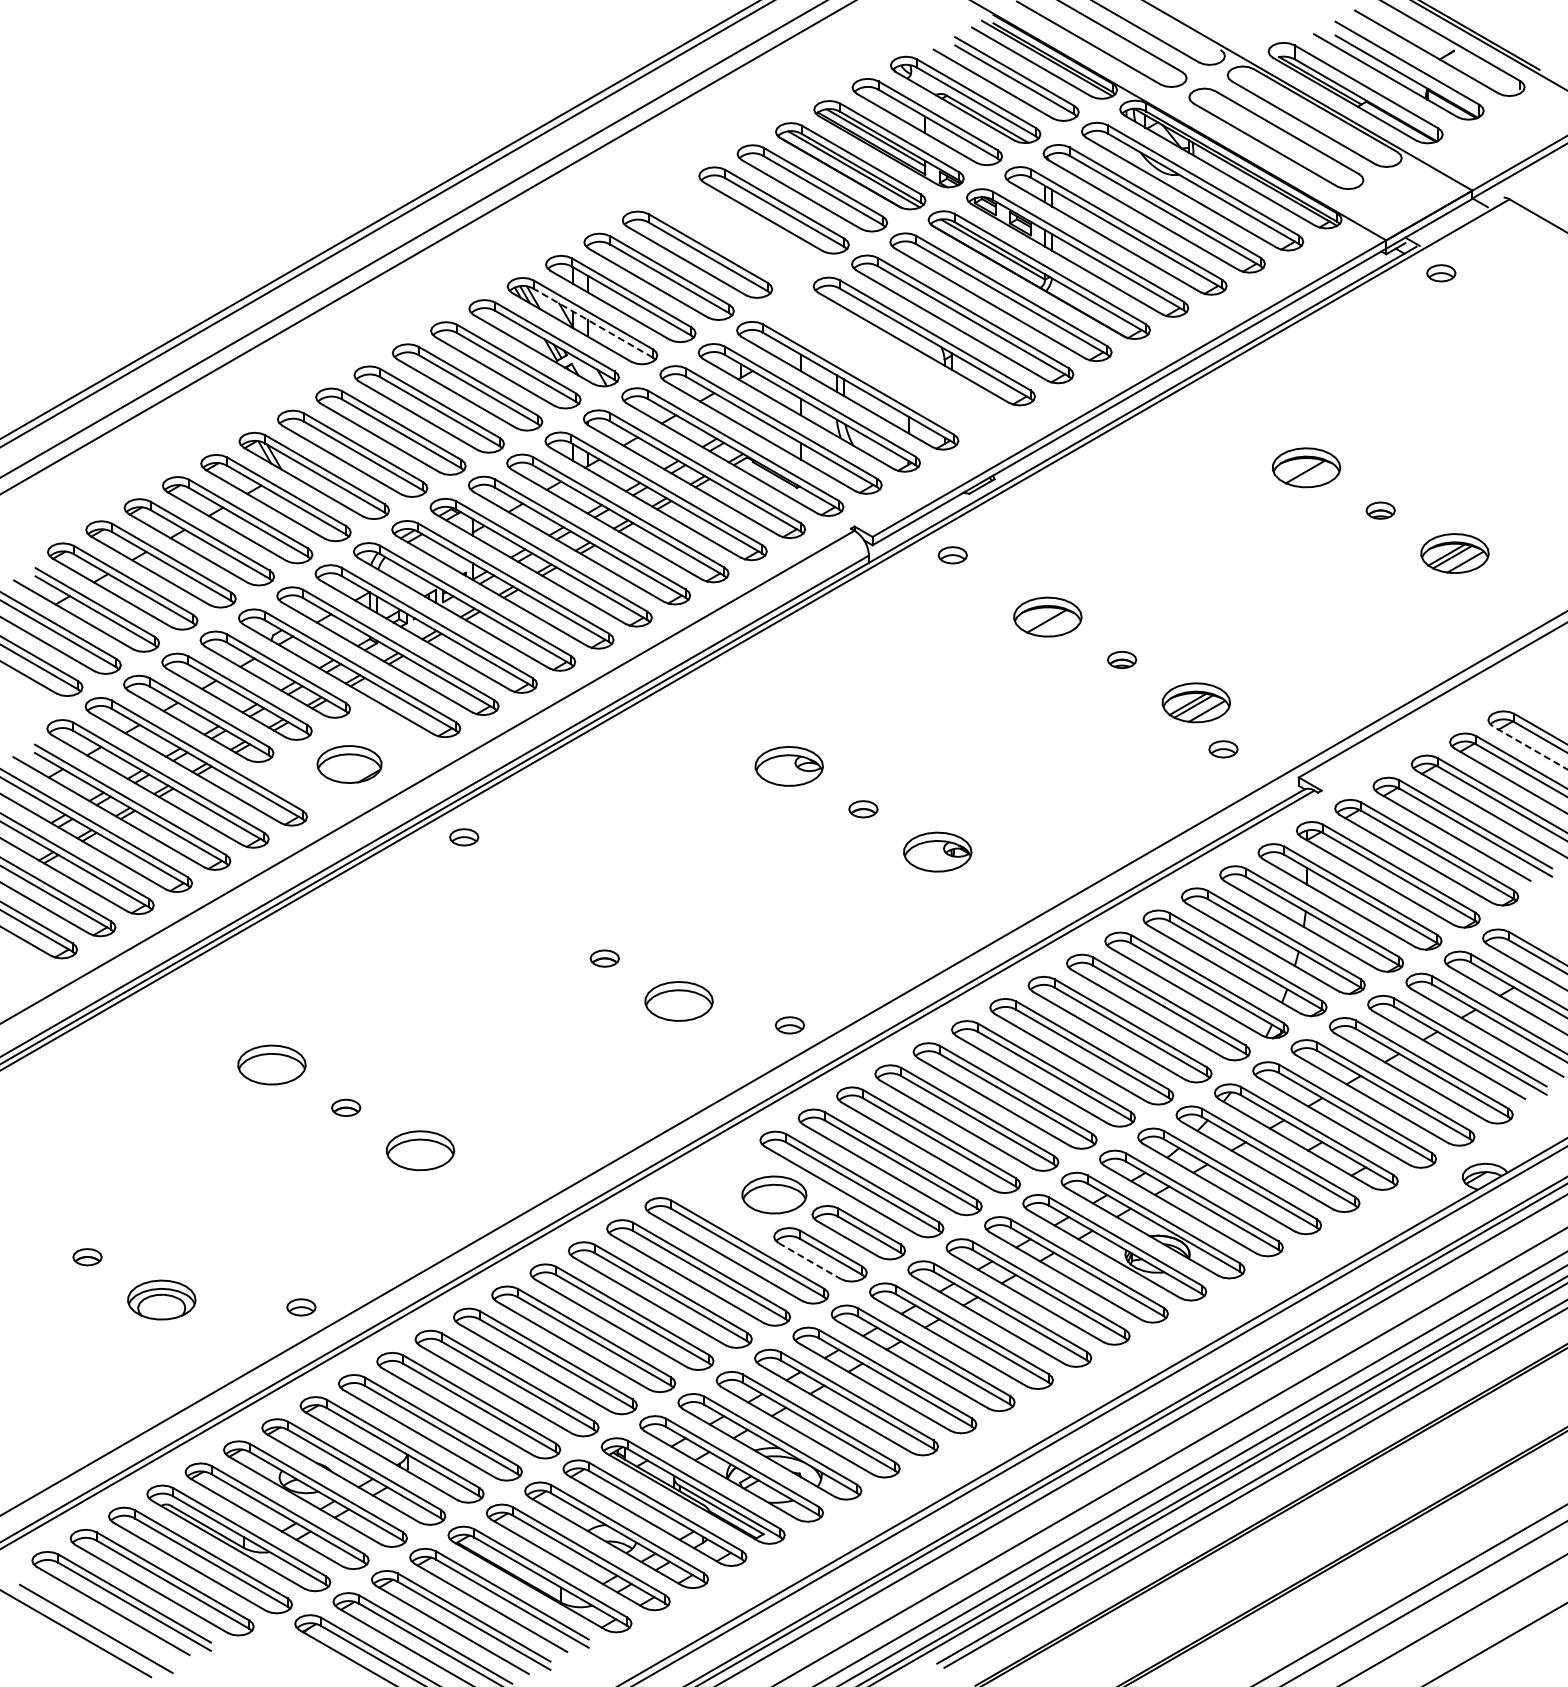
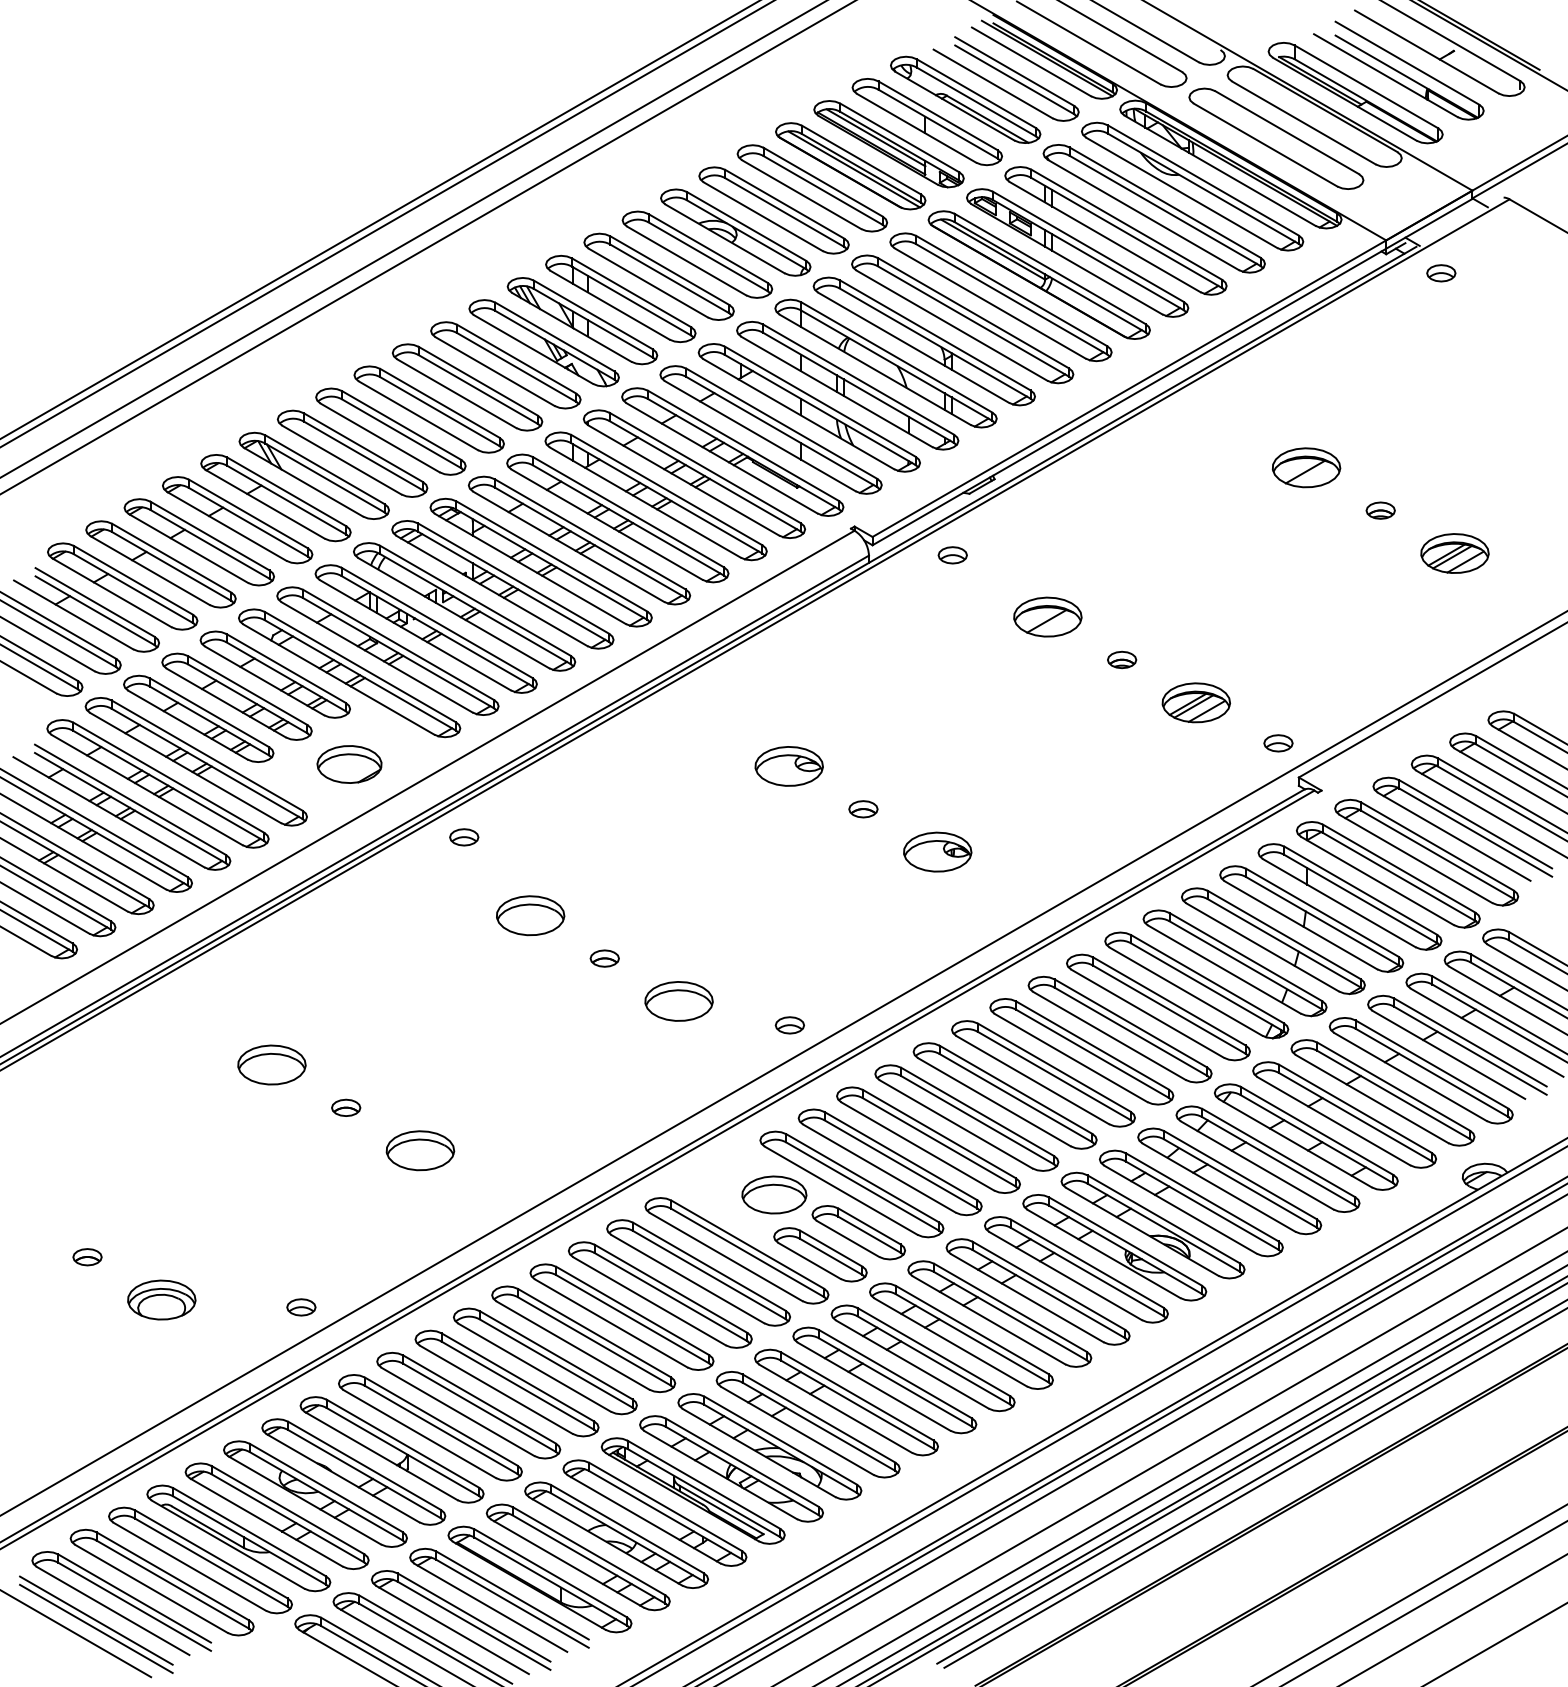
part: none -> present (735, 232)
line: dashed -> solid (593, 323)
part: none -> present (885, 363)
line: dashed -> solid (1529, 747)
part position: (1223, 749) -> (1278, 743) (1278, 743)
part: none -> present (530, 915)
line: dashed -> solid (809, 1261)
line: none -> present (96, 1620)
